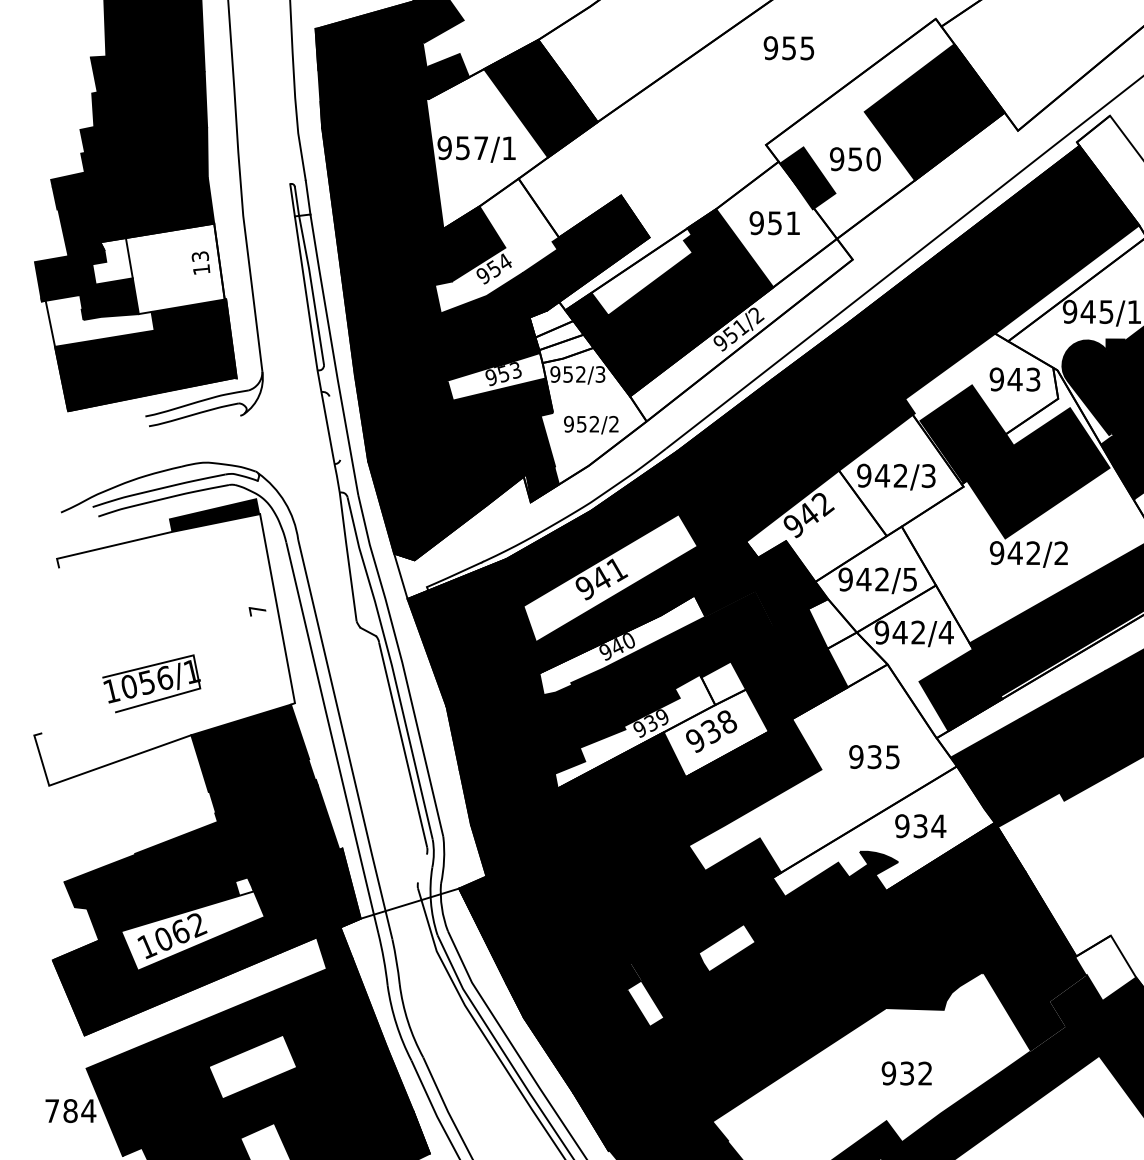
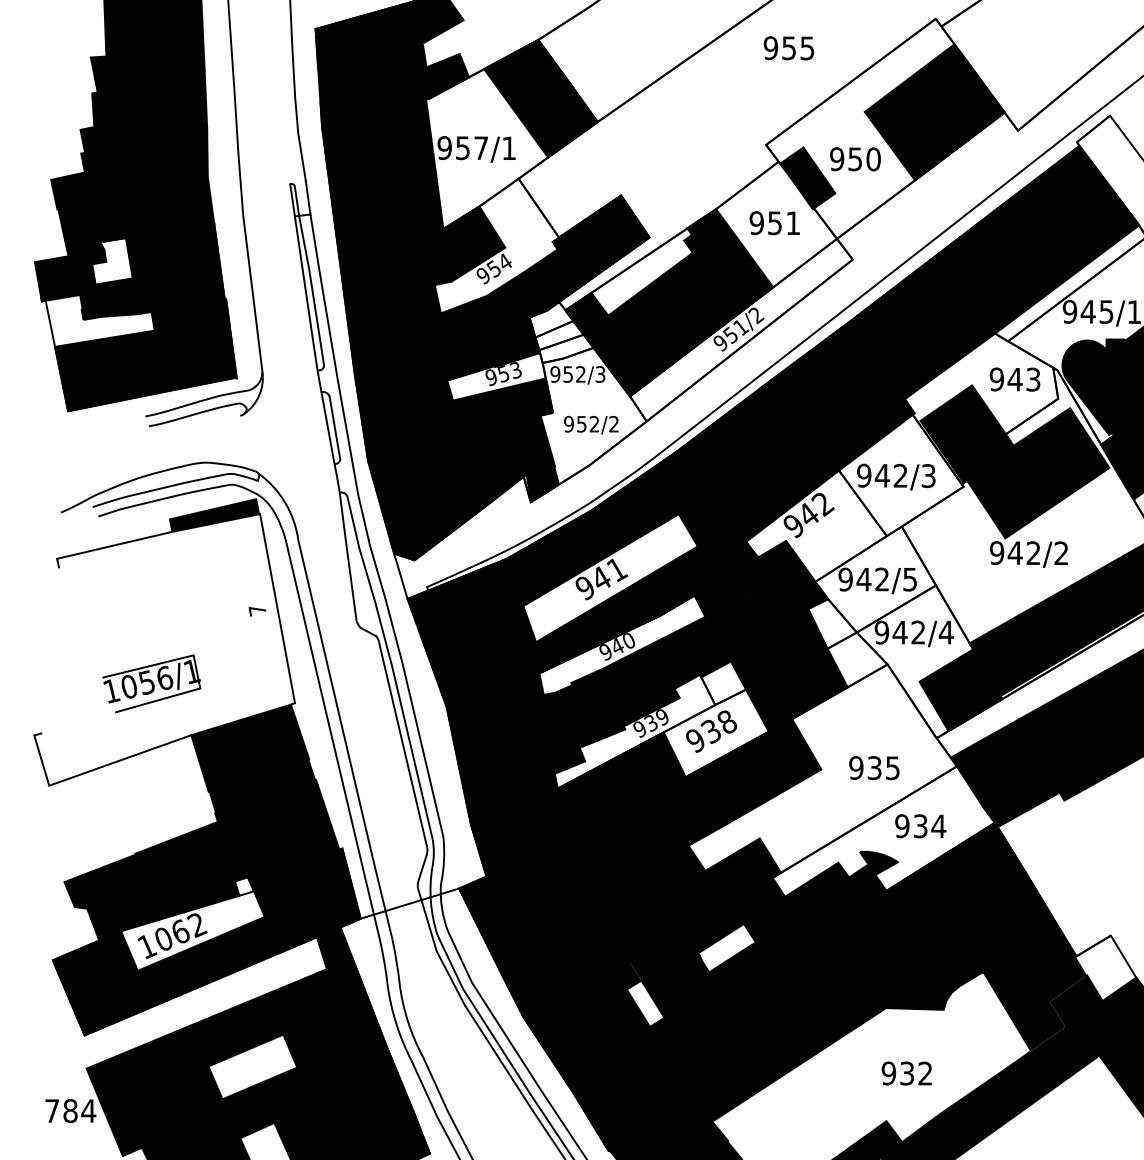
fill: none -> present (174, 268)
line: none -> present (334, 427)
text position: (874, 757) -> (874, 768) (874, 768)
line: none -> present (422, 868)
